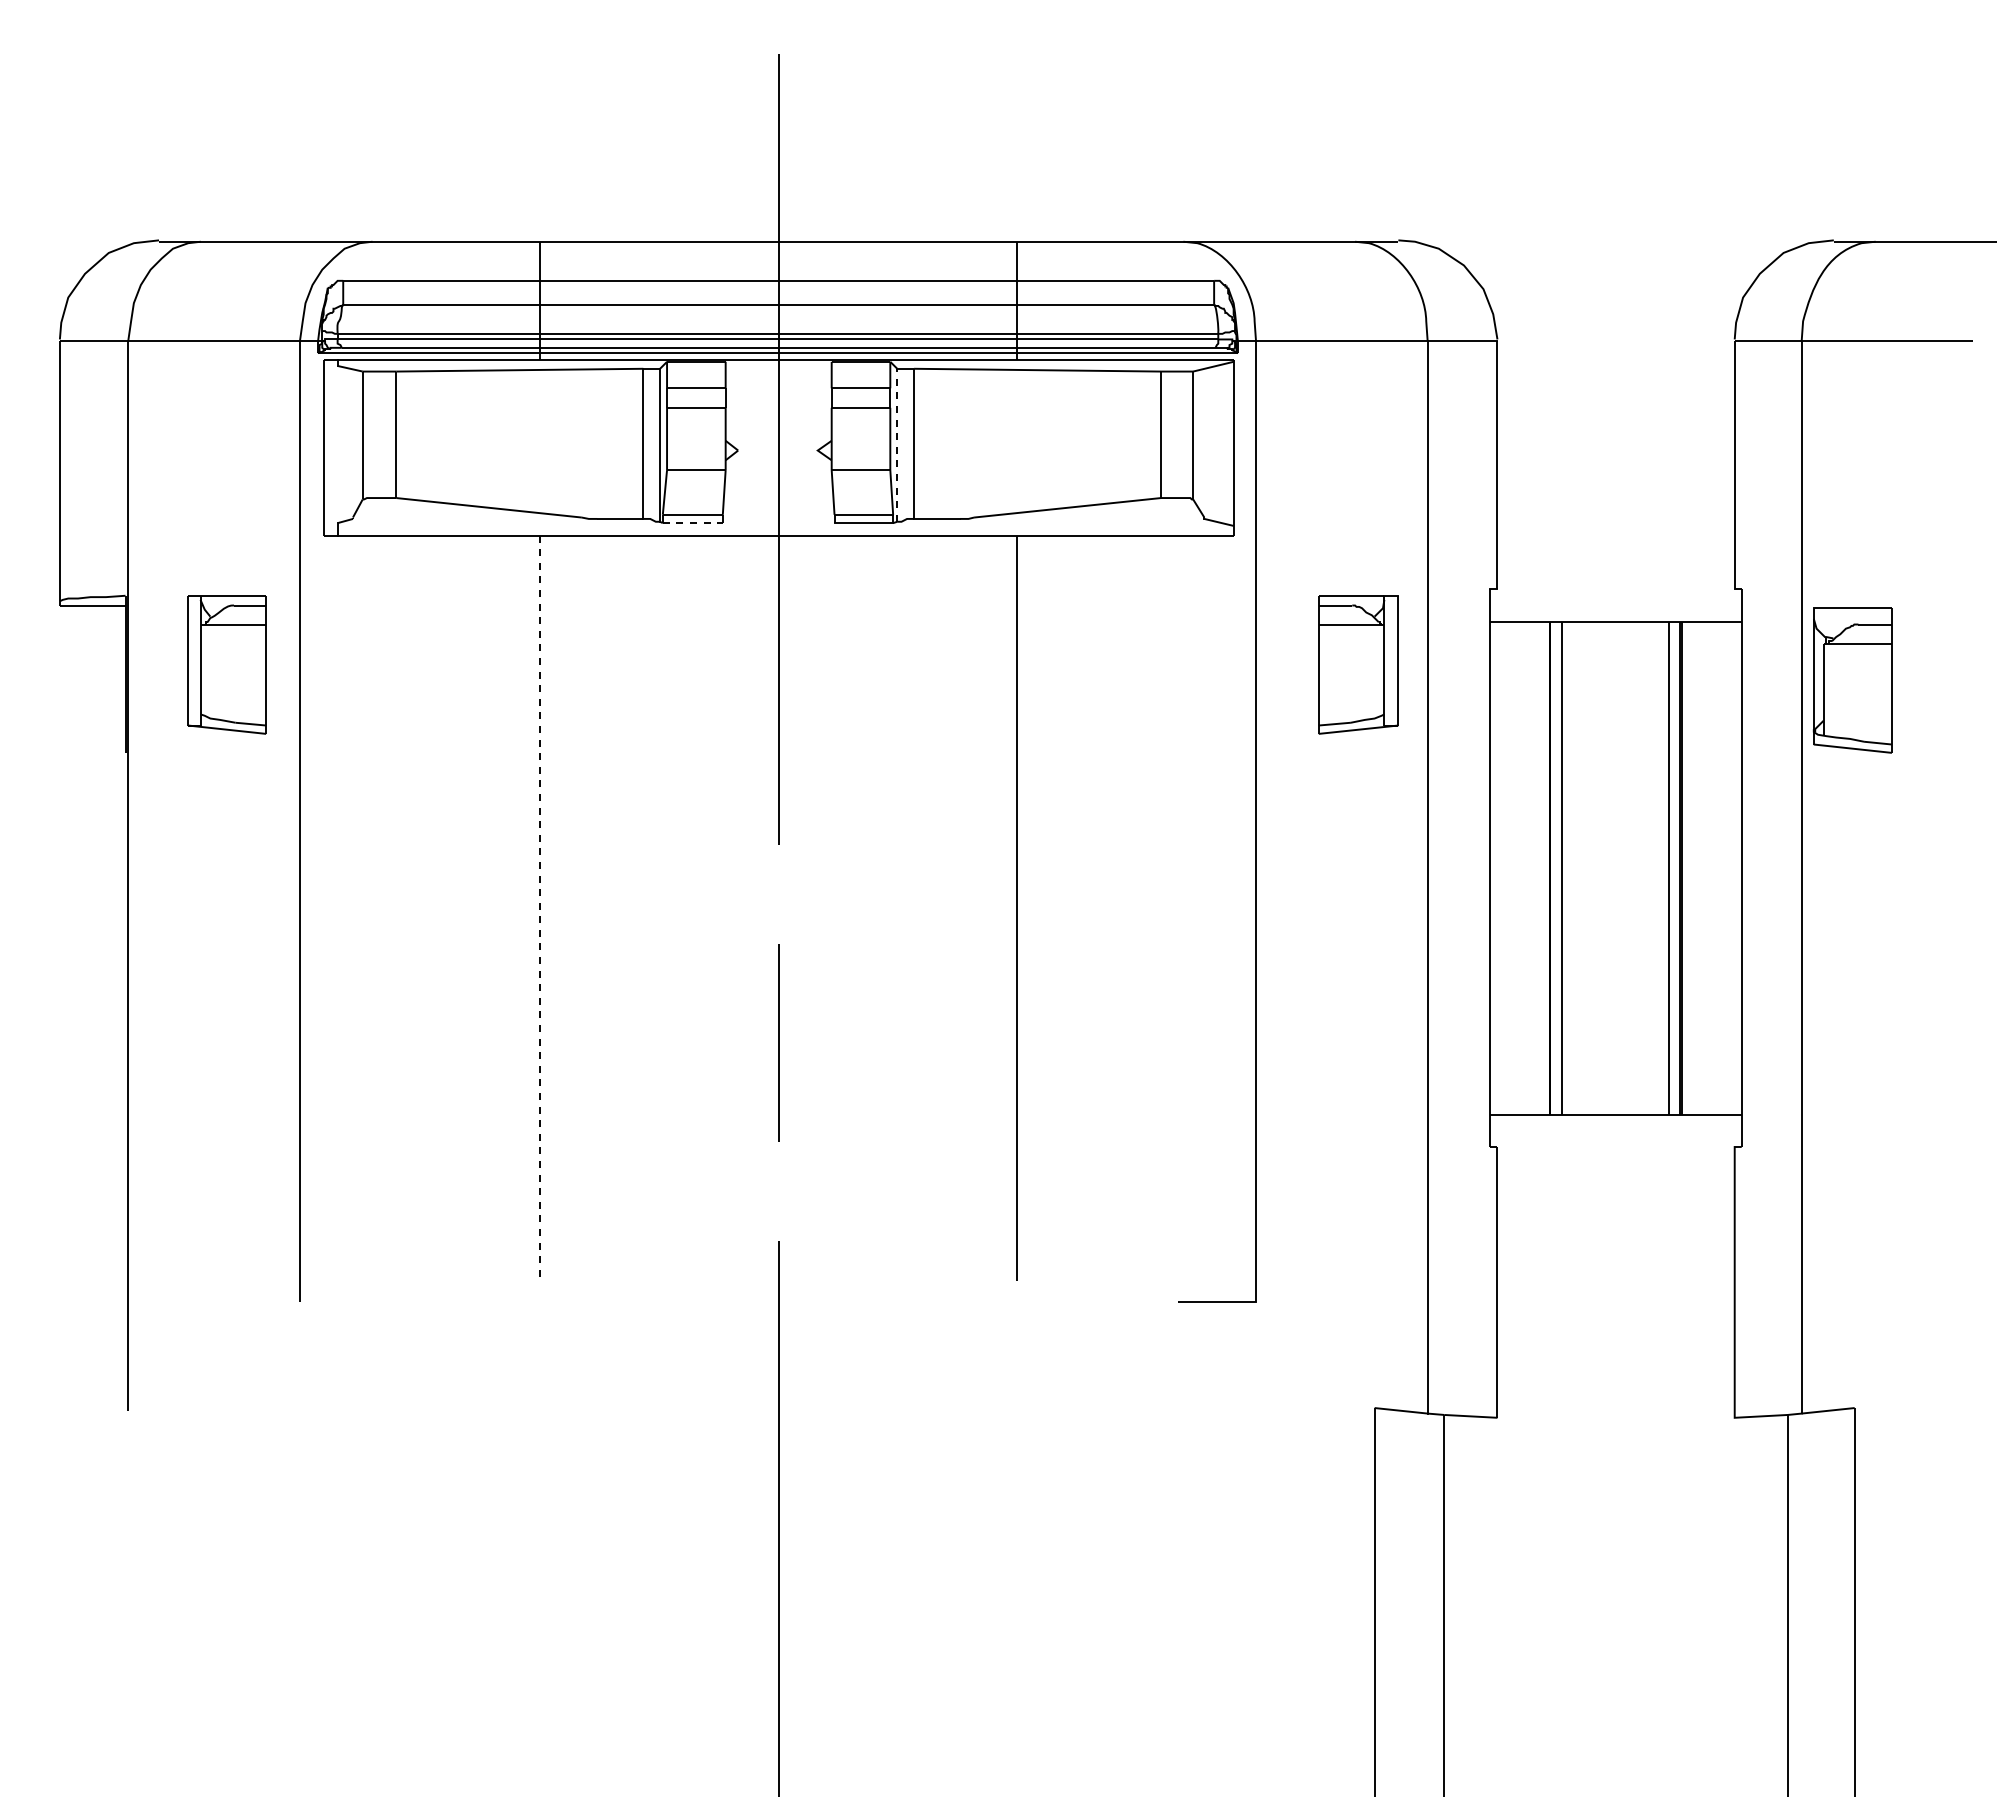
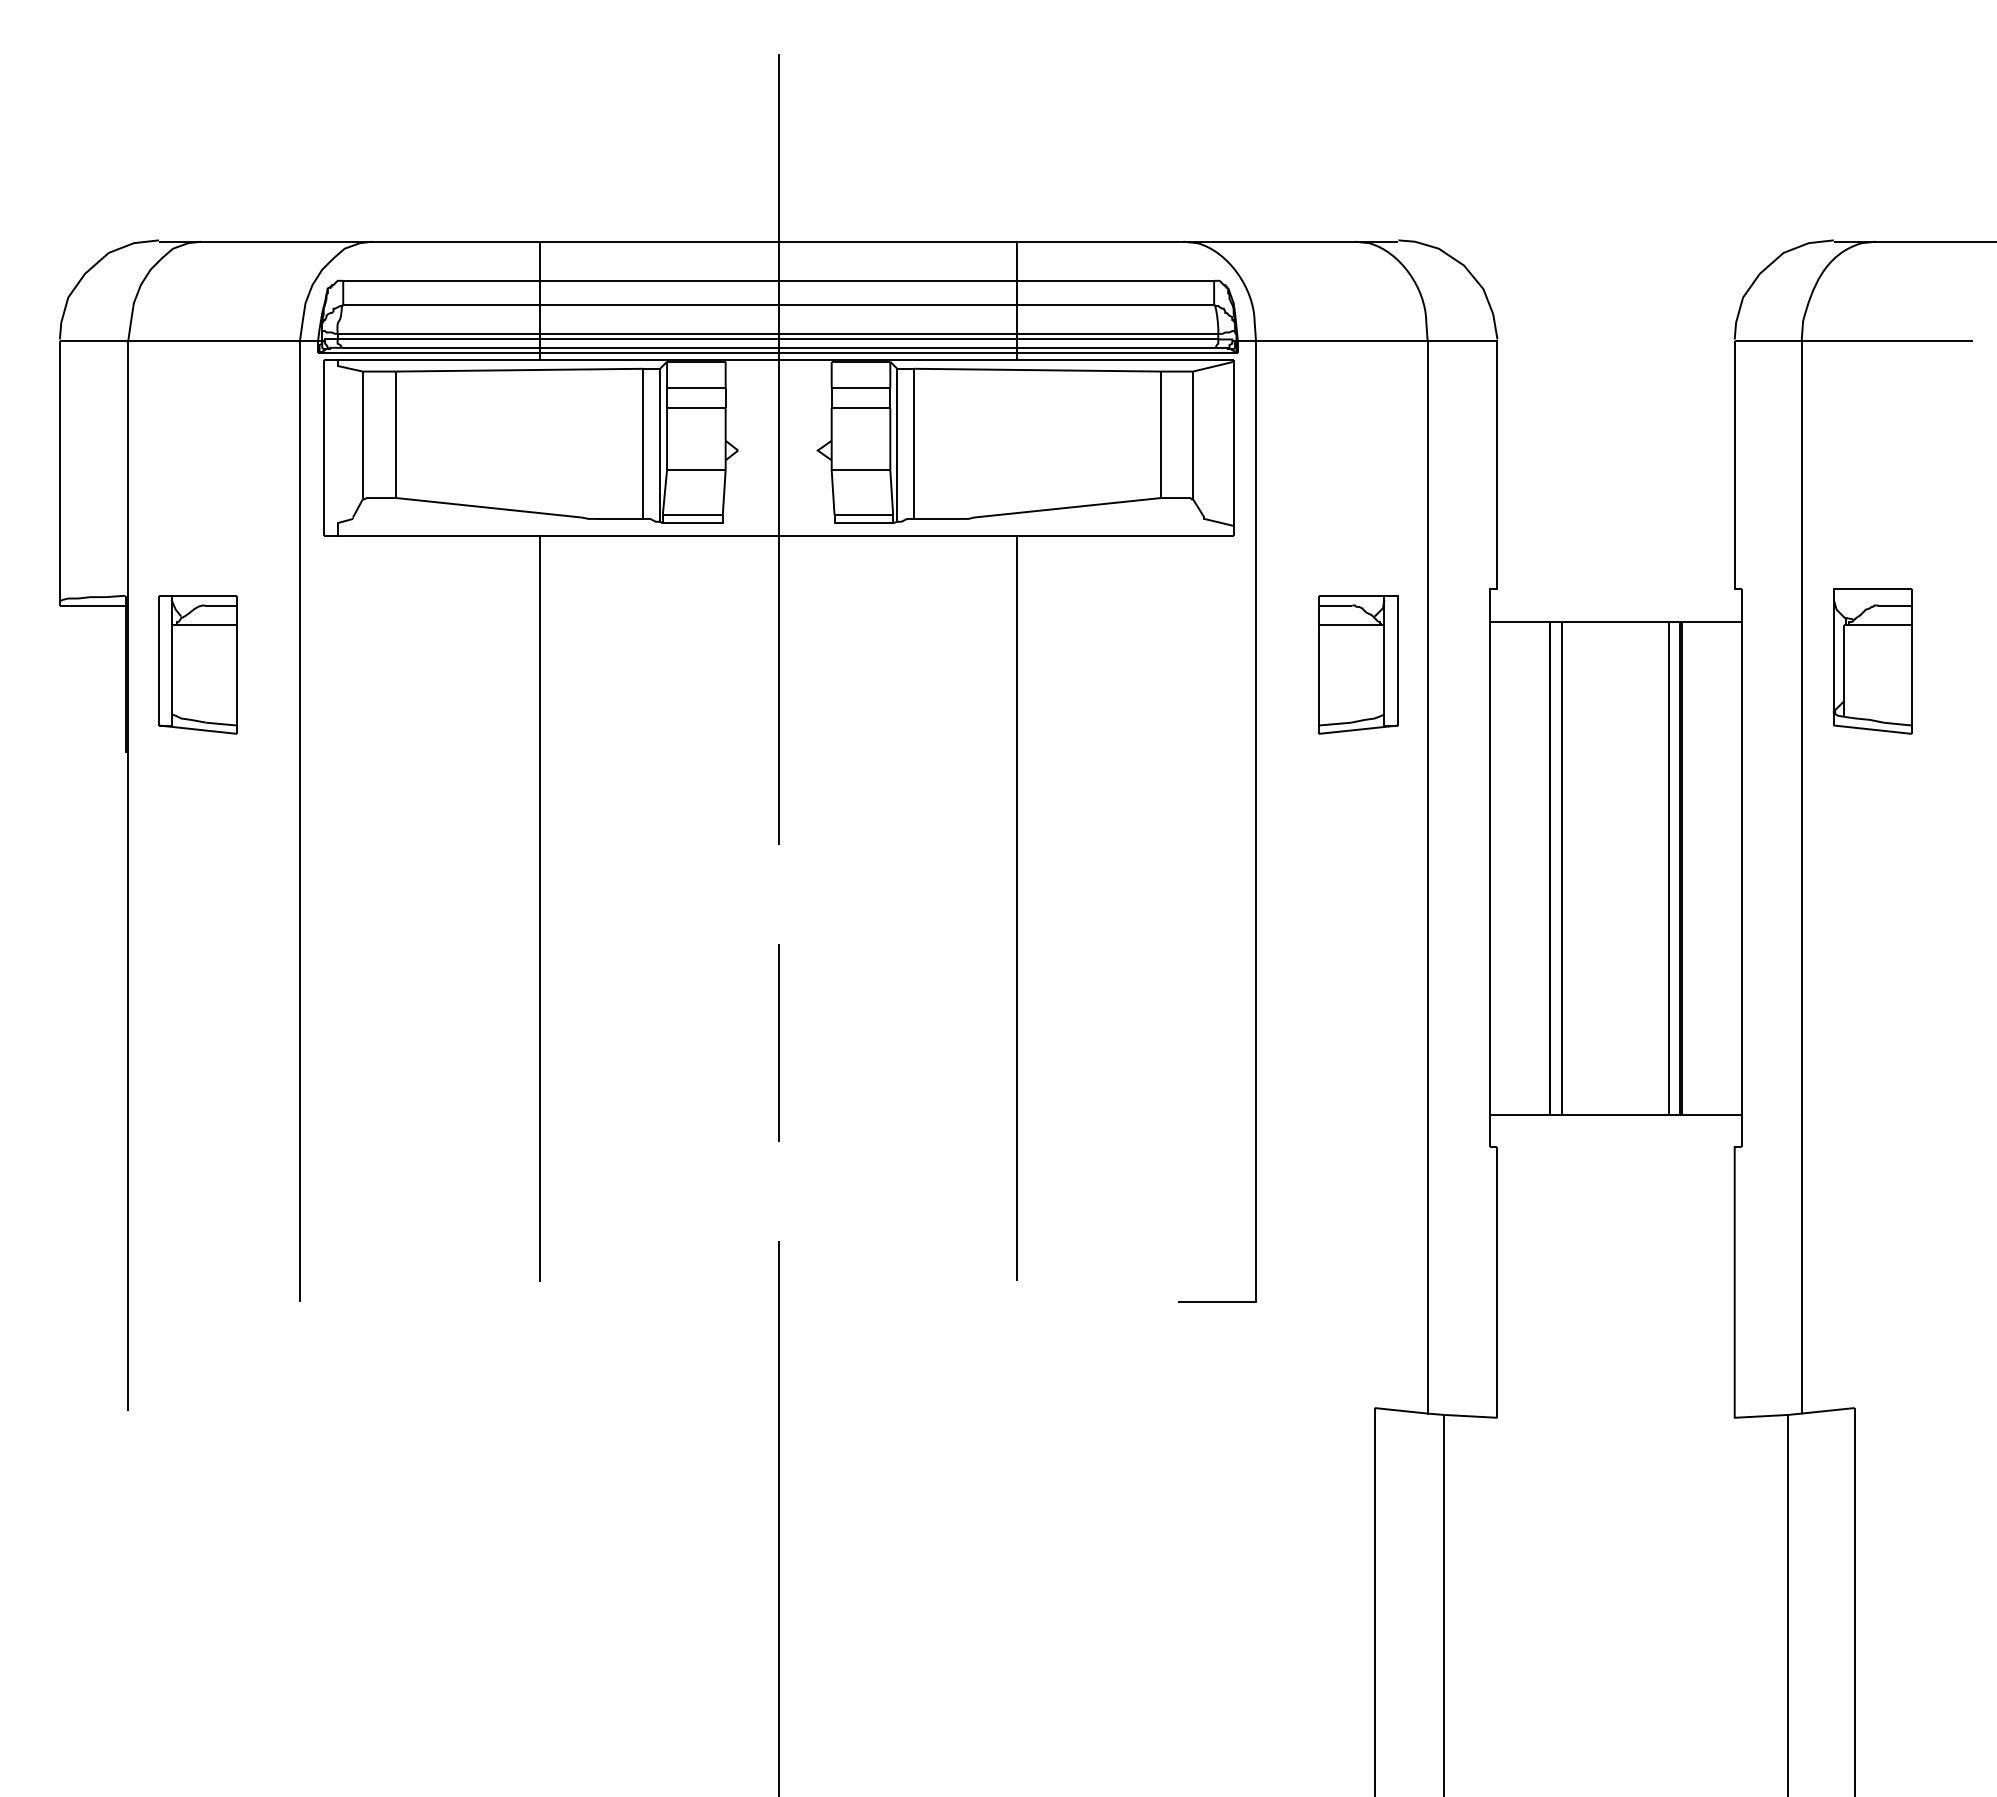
line: dashed -> solid (897, 444)
line: dashed -> solid (693, 523)
part position: (226, 664) -> (197, 664) (197, 664)
part position: (1852, 680) -> (1872, 661) (1872, 661)
line: dashed -> solid (539, 908)
